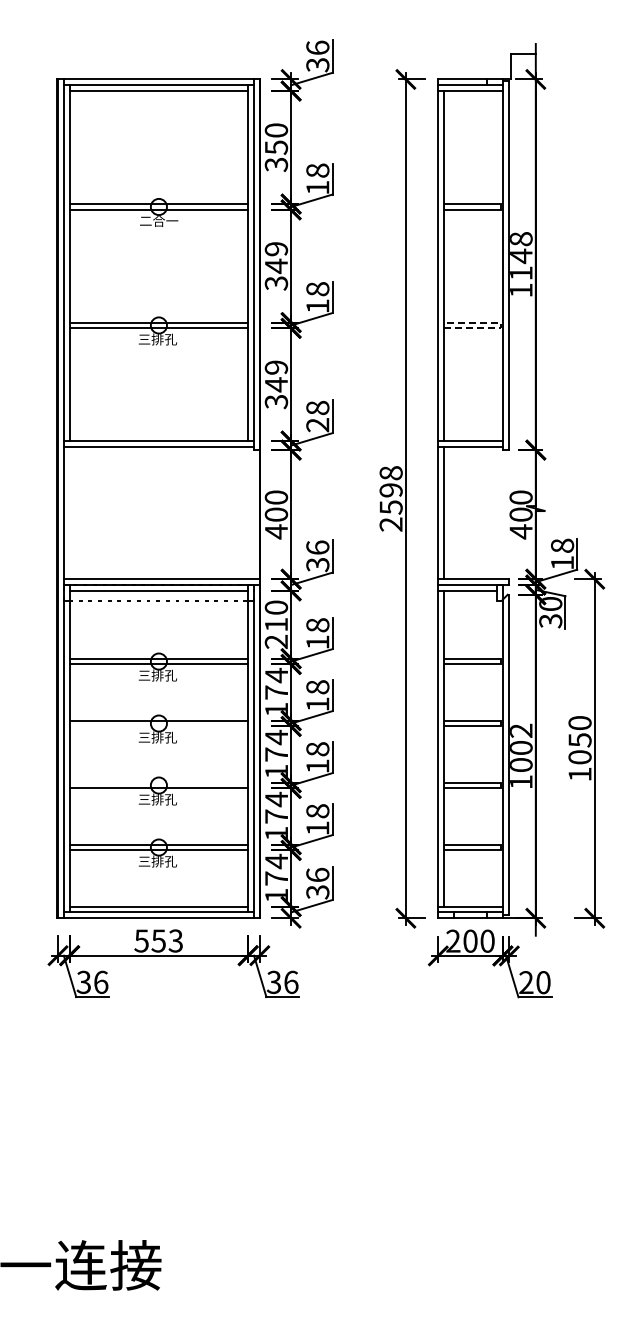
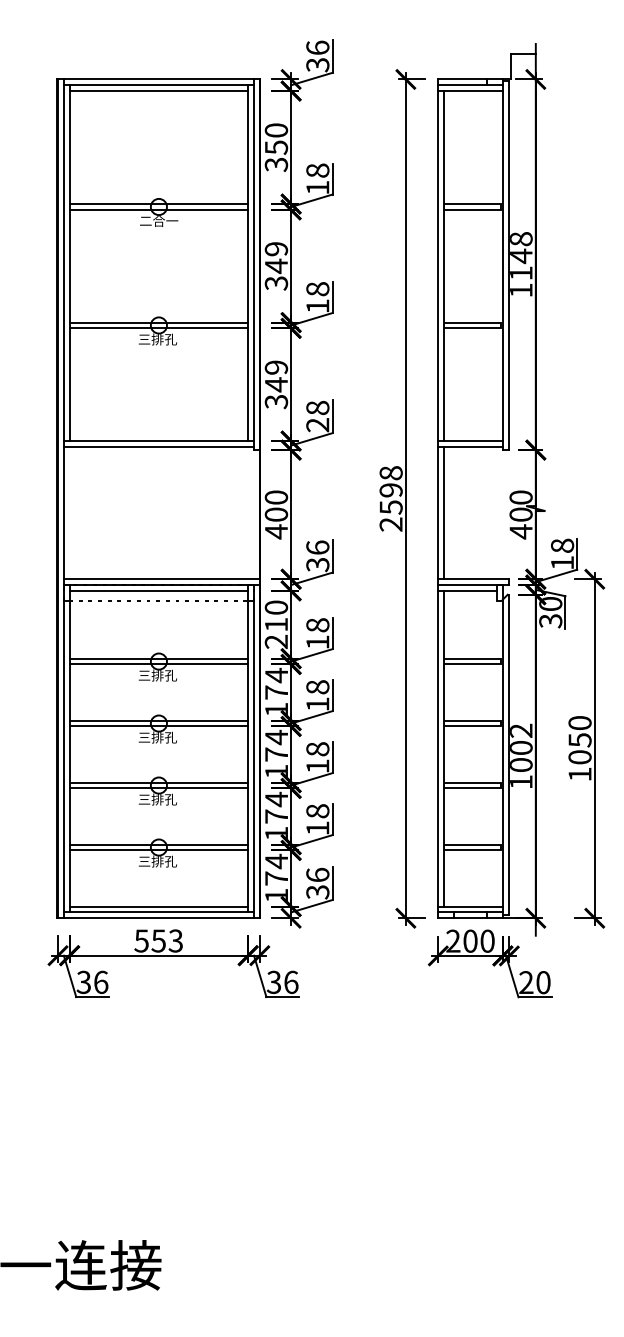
line: dashed -> solid (501, 325)
line: none -> present (158, 726)
line: none -> present (158, 782)
